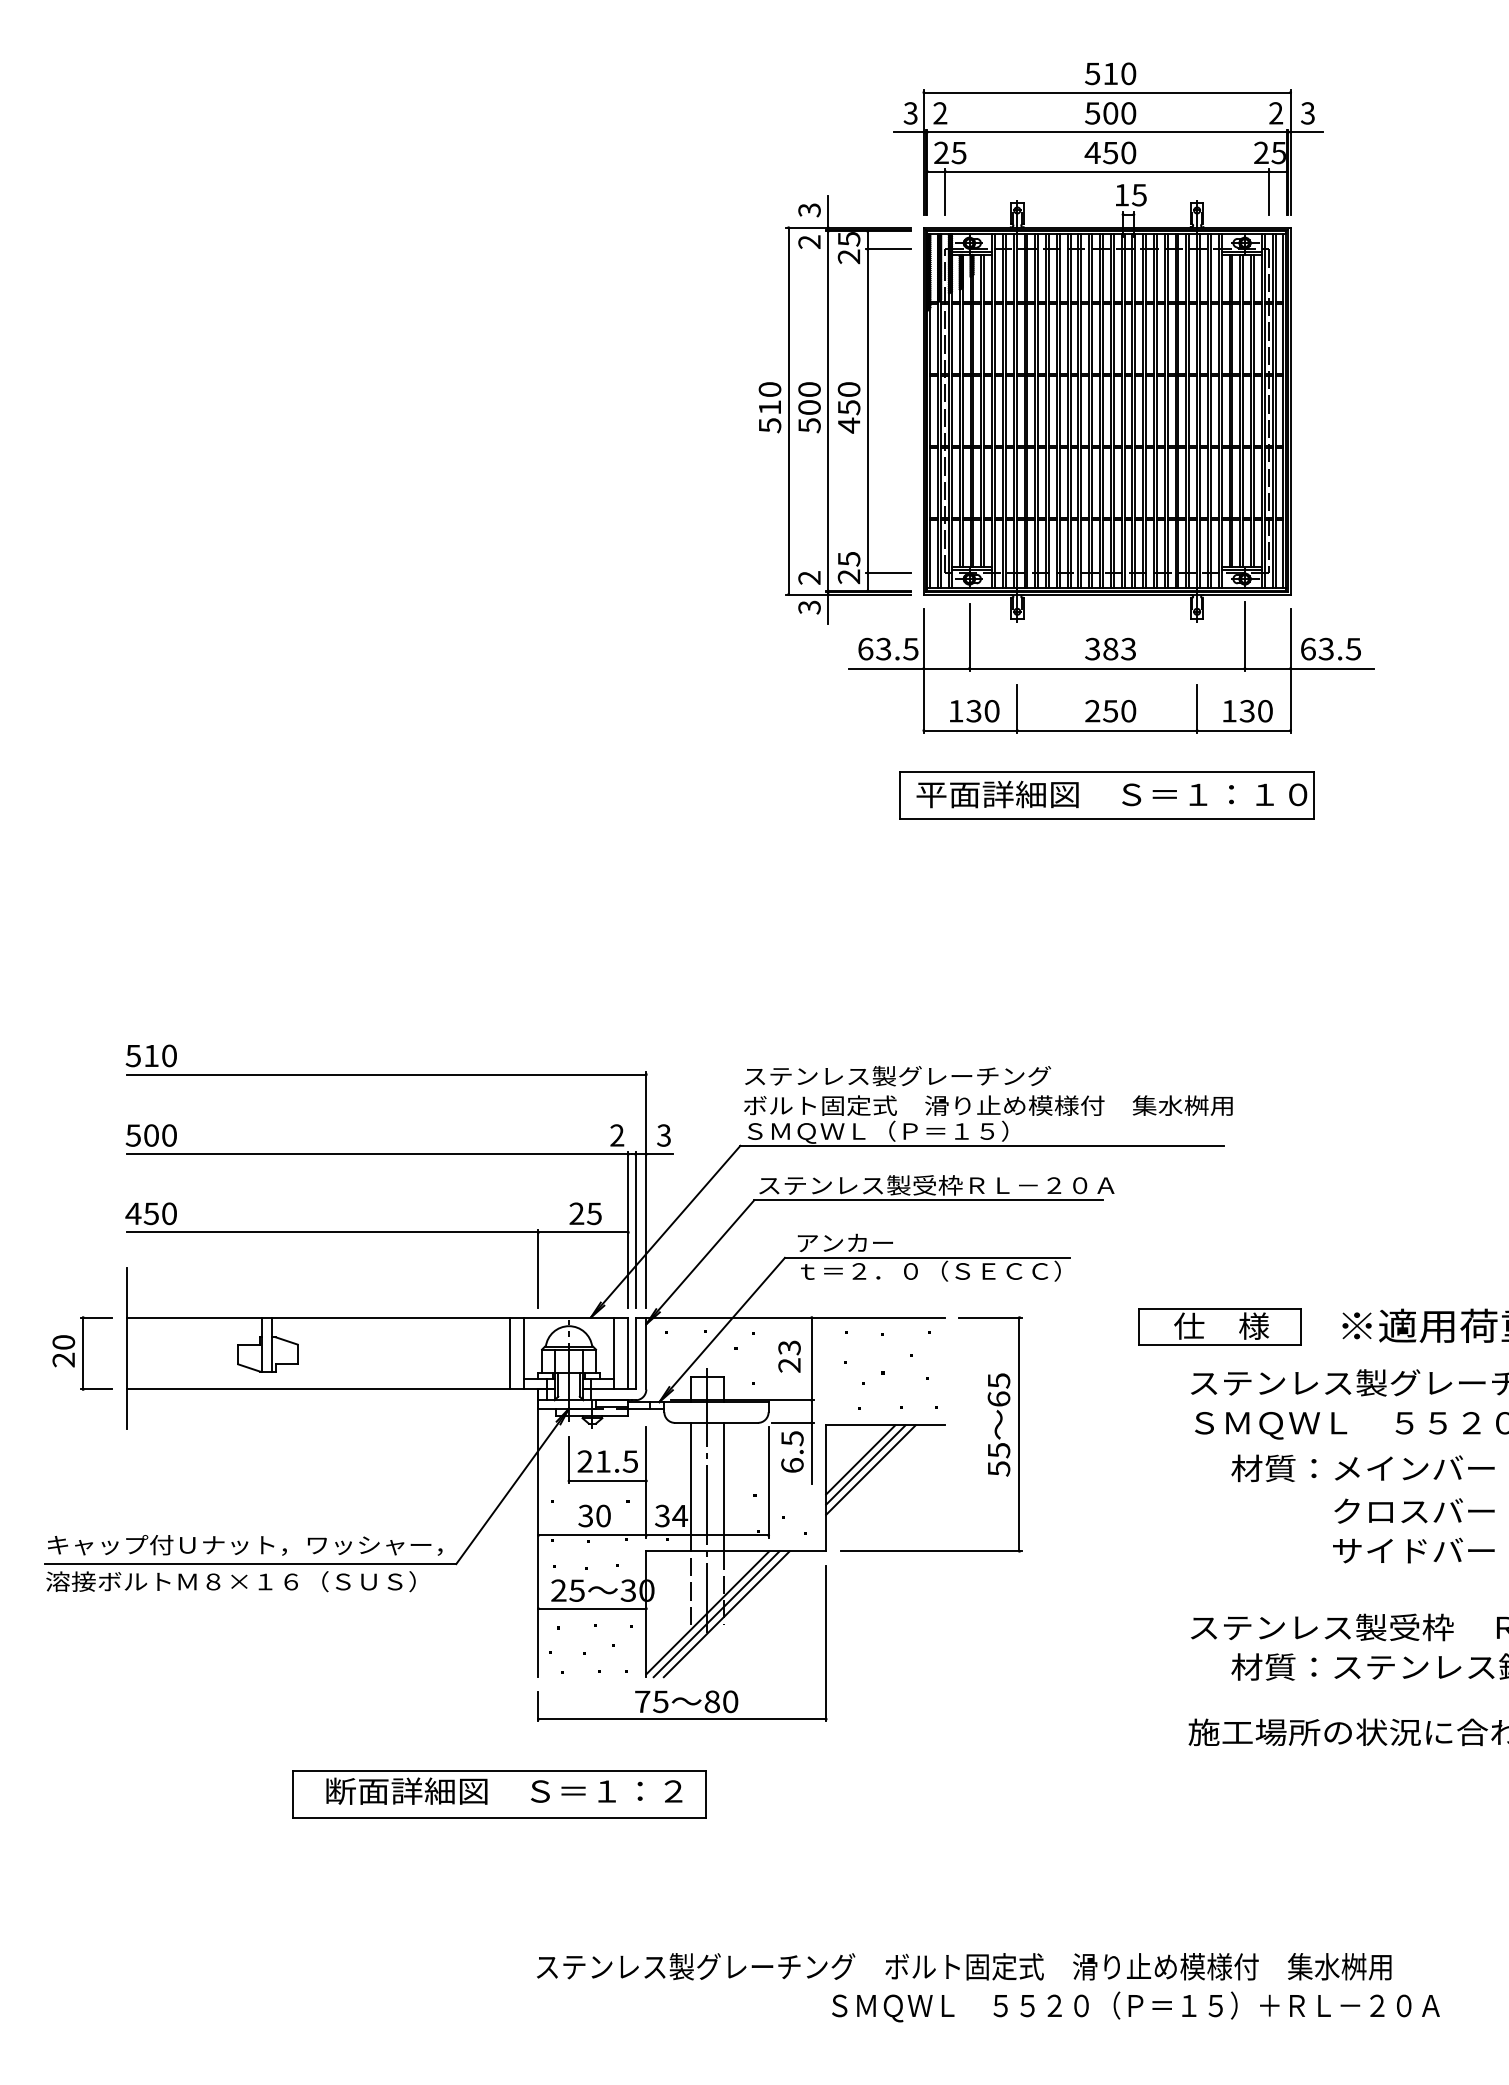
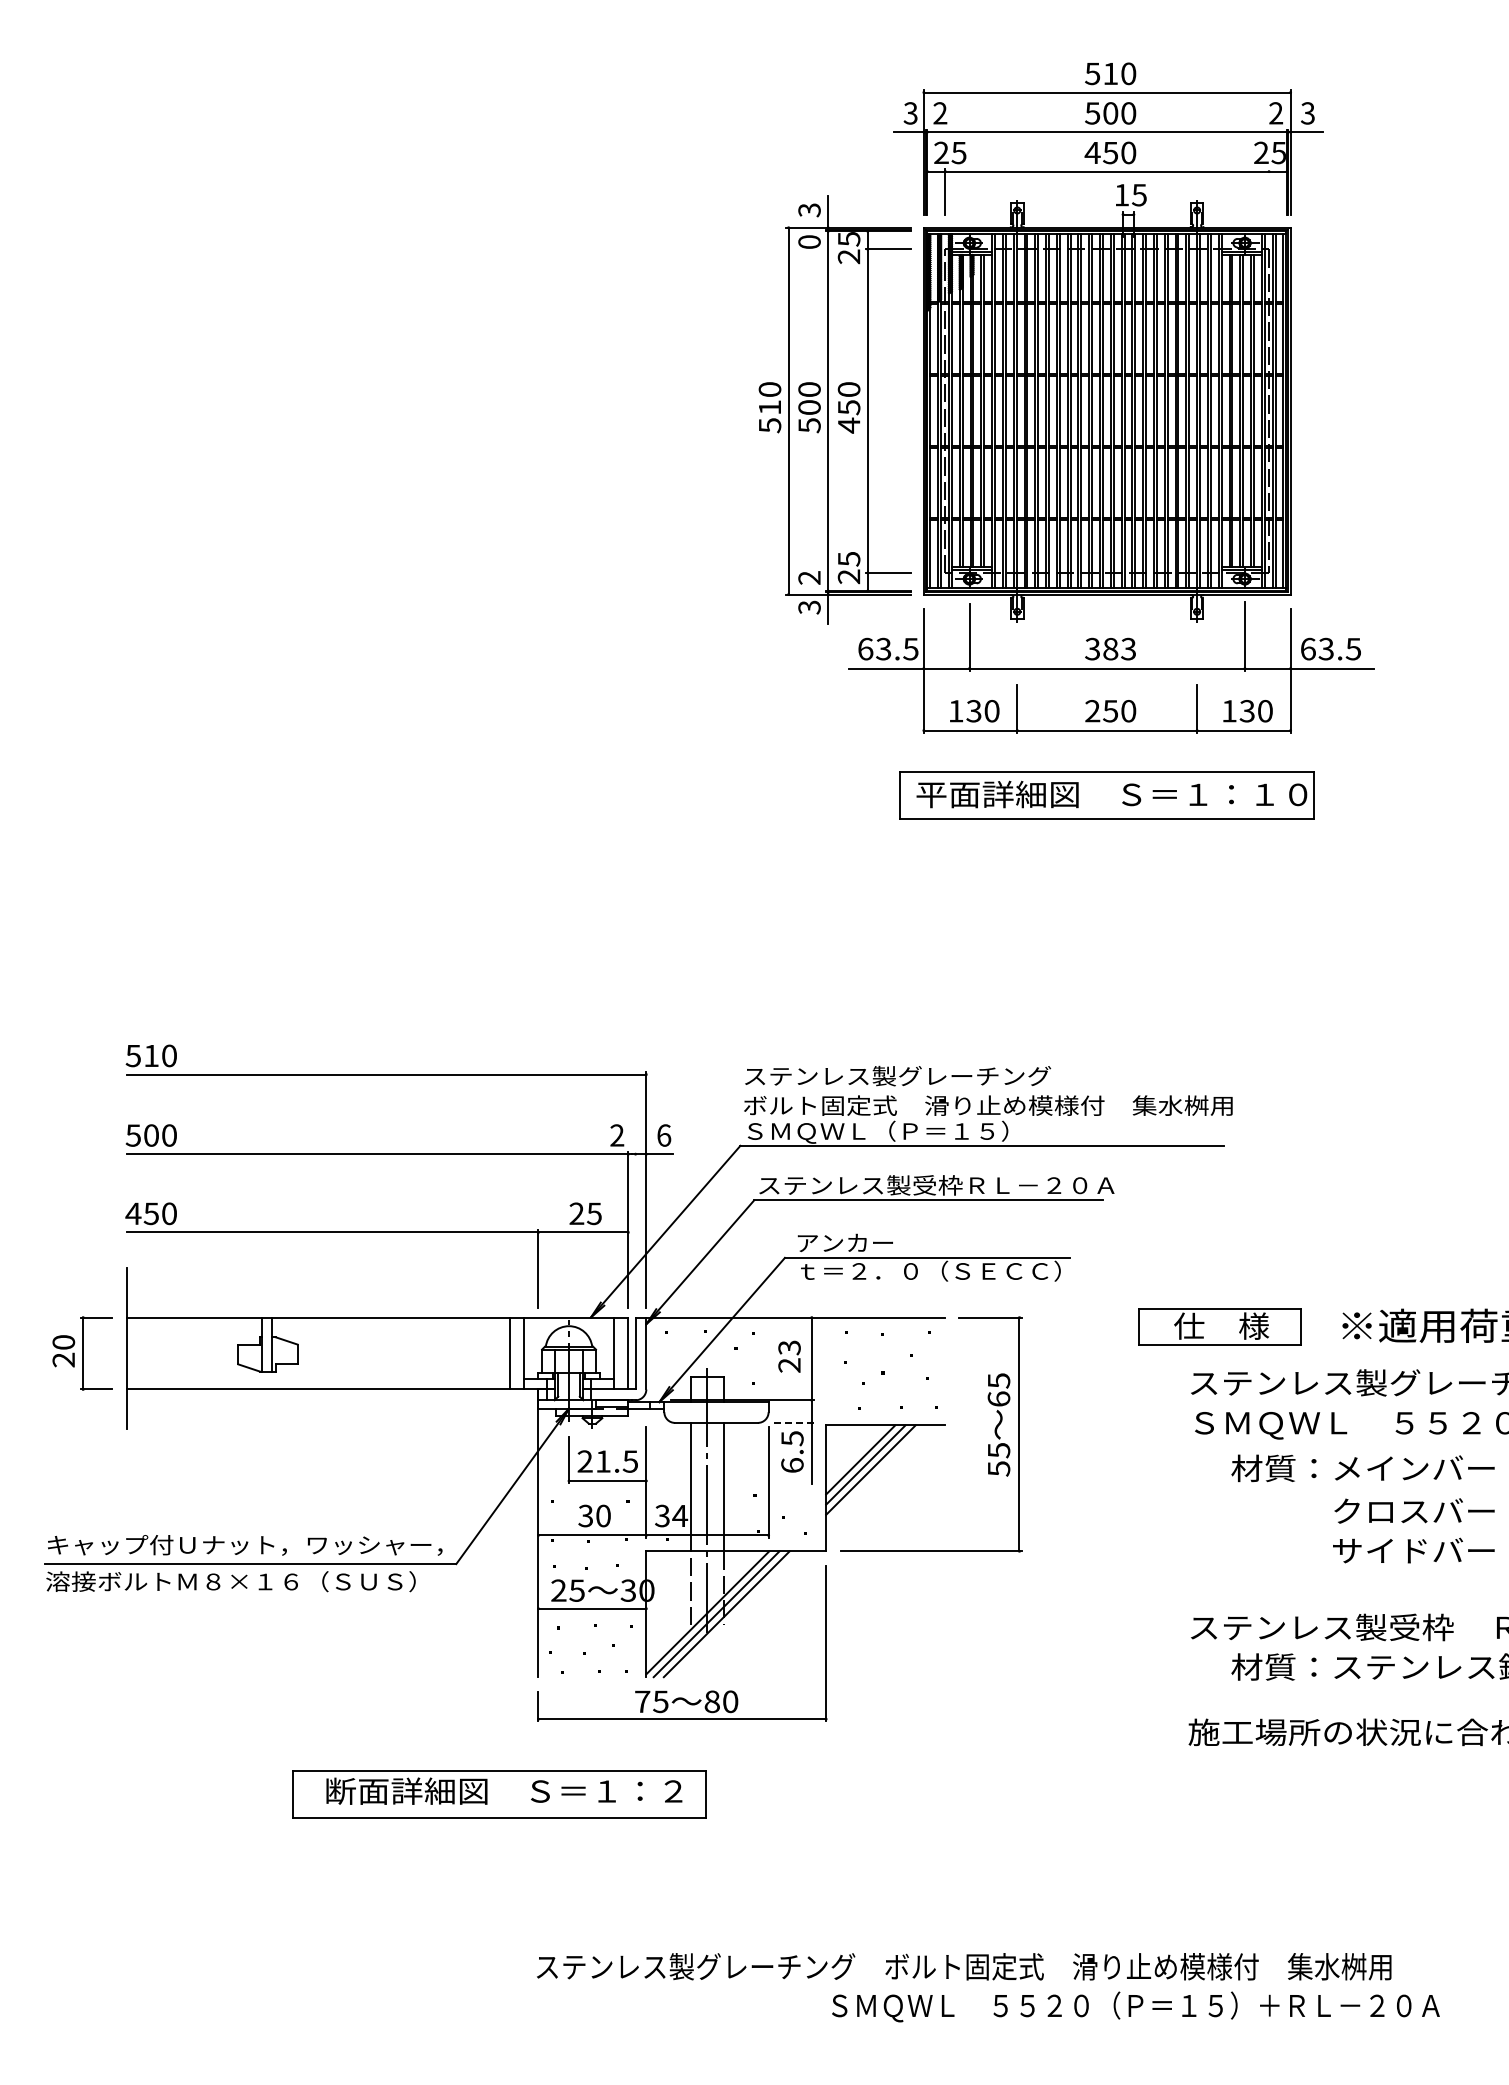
line: present -> none (1269, 191)
text: 2 -> 0 (809, 241)
text: 3 -> 6 (664, 1135)
line: present -> none (635, 1230)
line: solid -> dashed (793, 1422)
